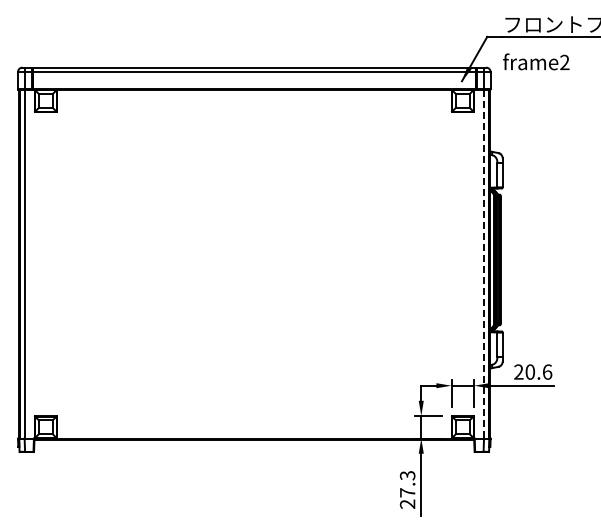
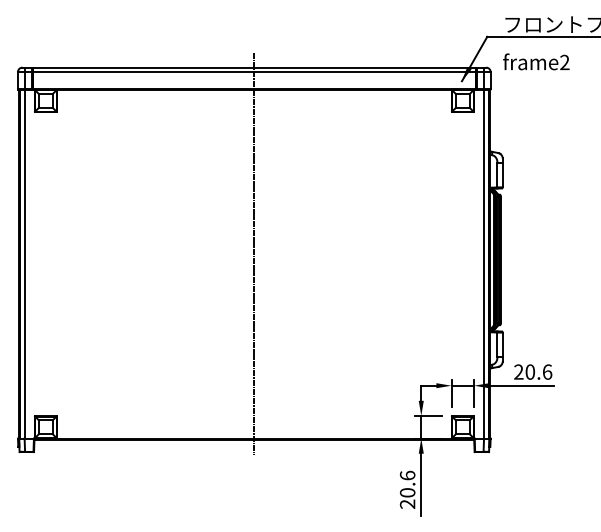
line: none -> present (254, 253)
line: dashed -> solid (483, 264)
text: 27.3 -> 20.6 (407, 483)
